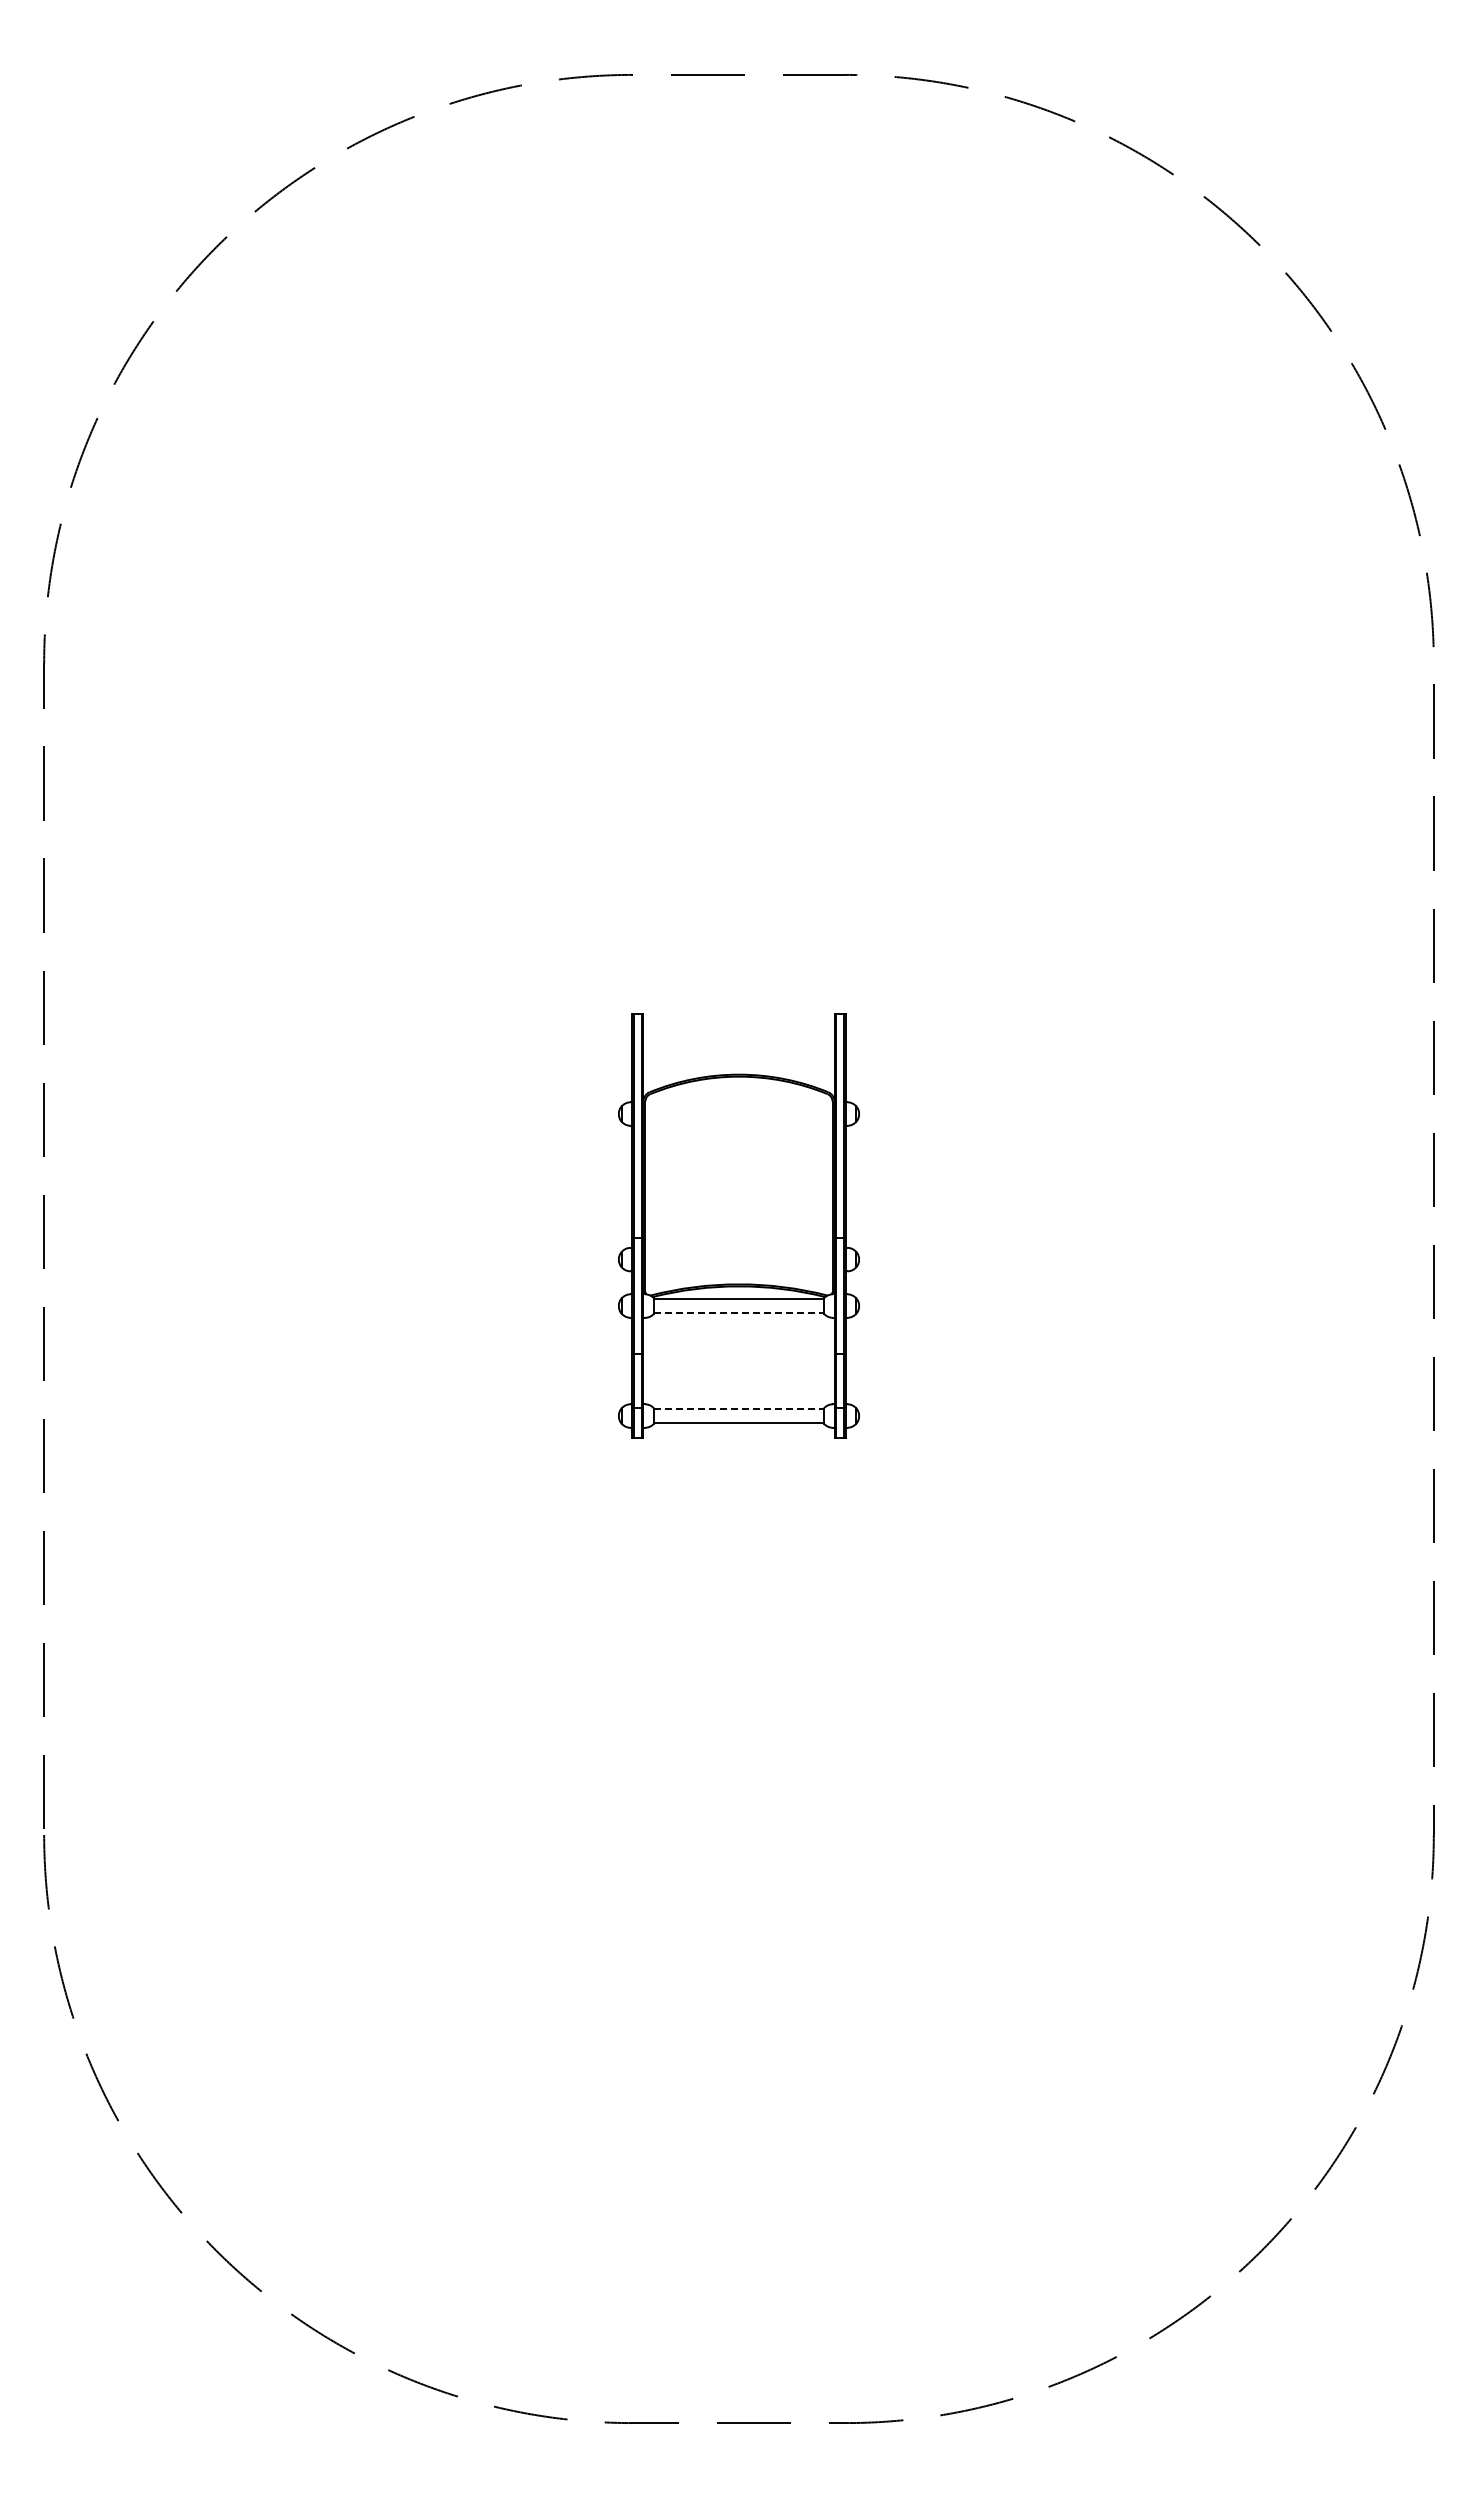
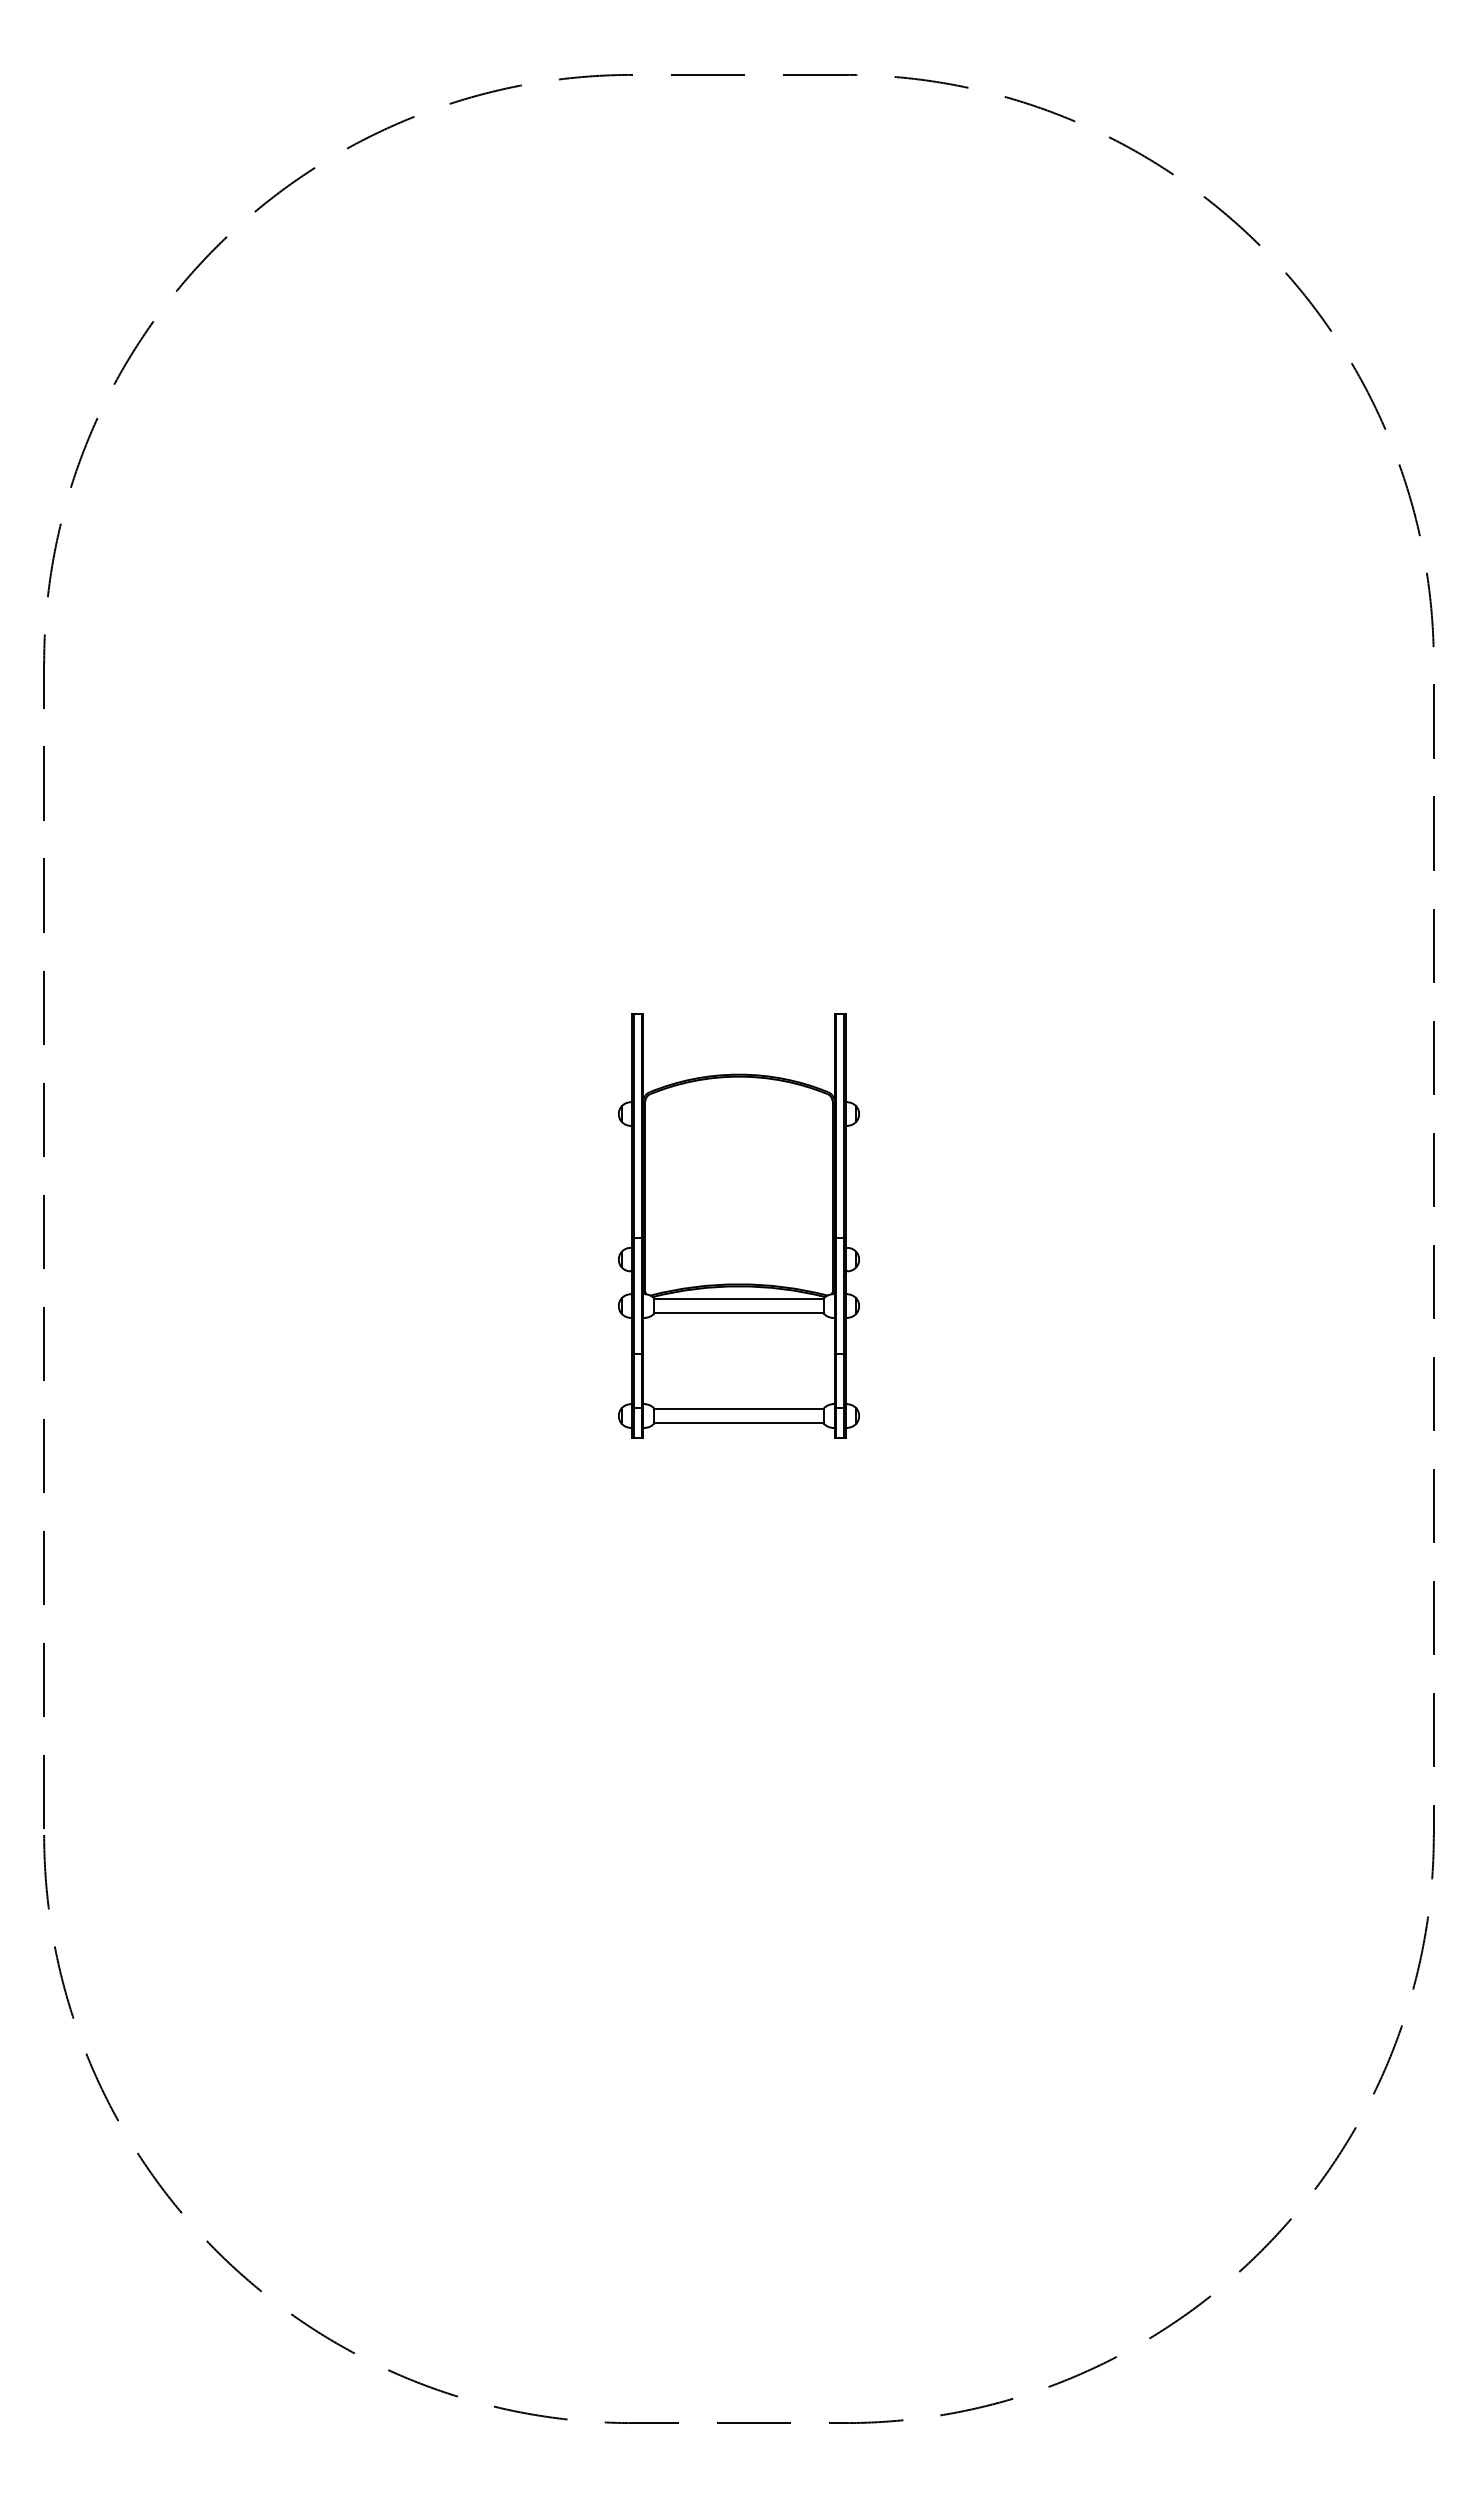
line: dashed -> solid (739, 1313)
line: dashed -> solid (739, 1408)
